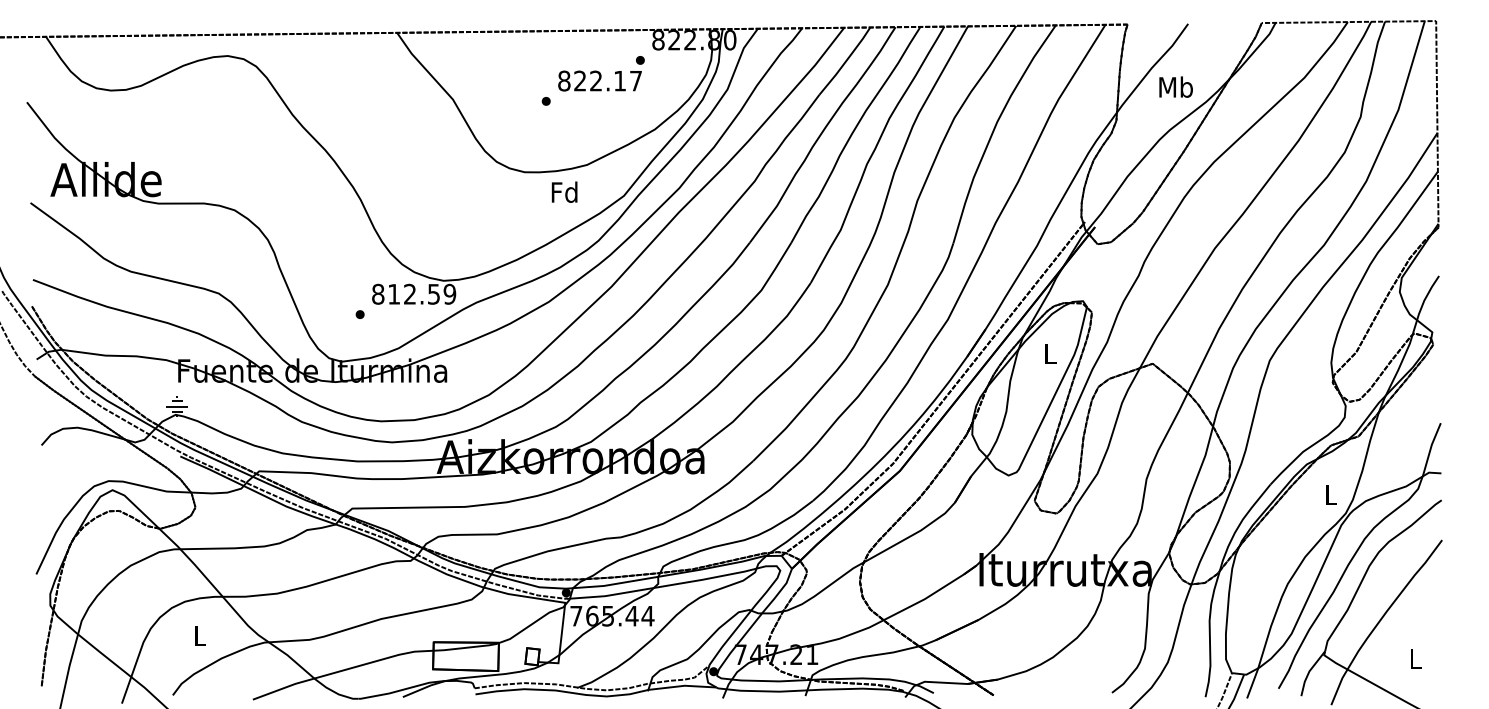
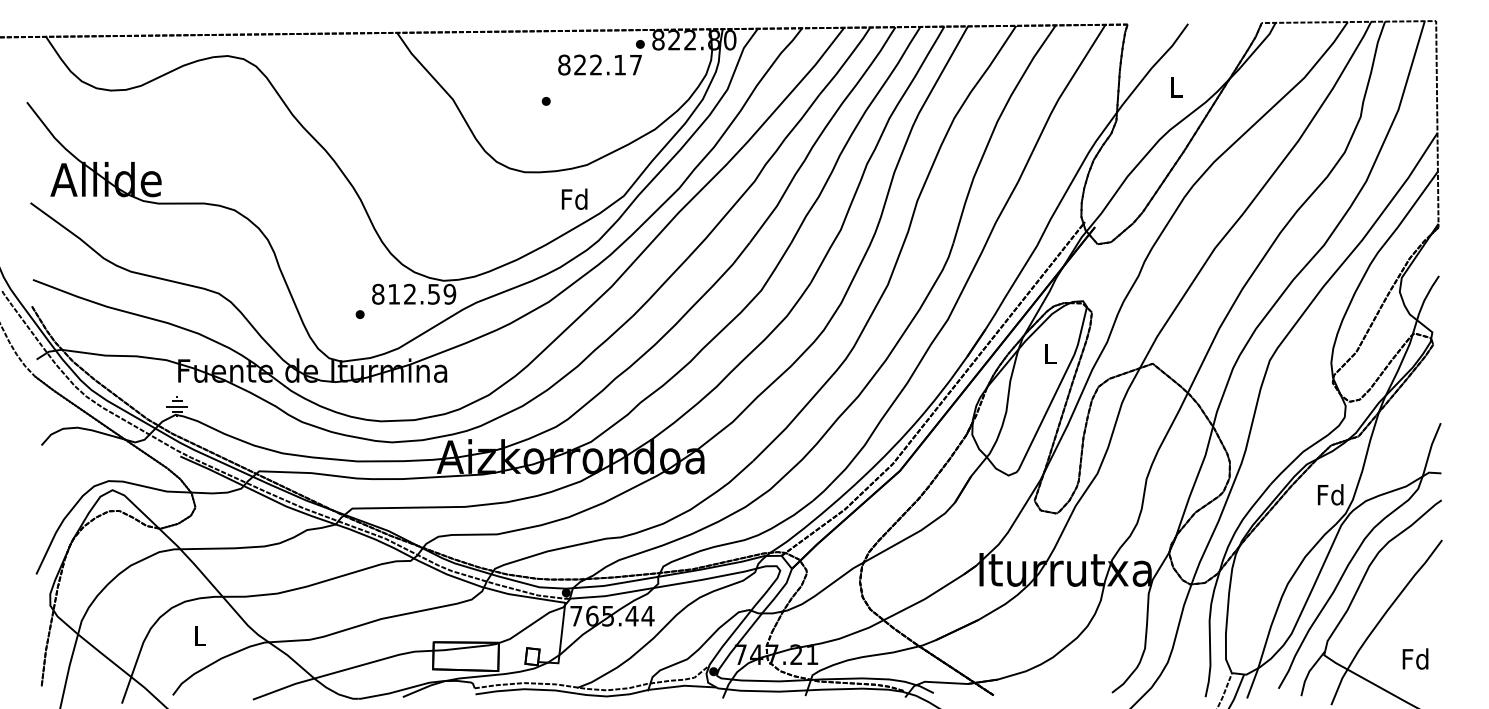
text position: (601, 73) -> (601, 57) (601, 57)
text: Mb -> L (1175, 86)
text position: (564, 191) -> (574, 198) (574, 198)
text: L -> Fd (1330, 494)
text: L -> Fd (1415, 658)
